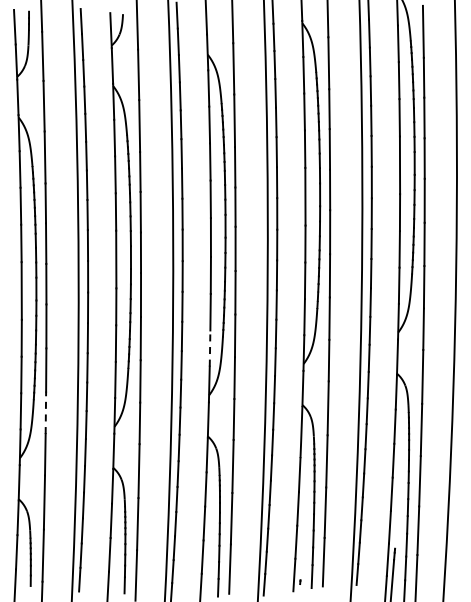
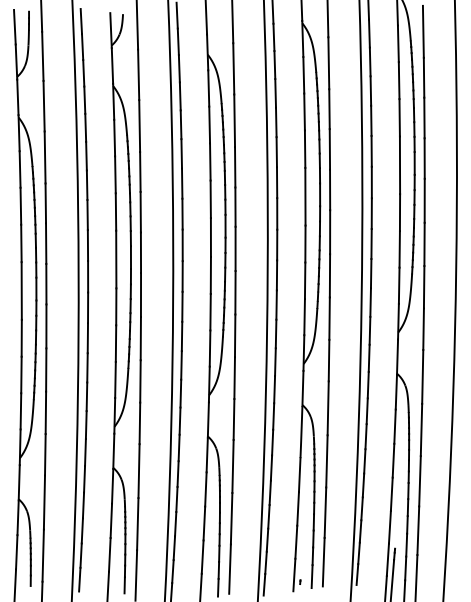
line: dashed -> solid (210, 348)
line: dashed -> solid (45, 412)
